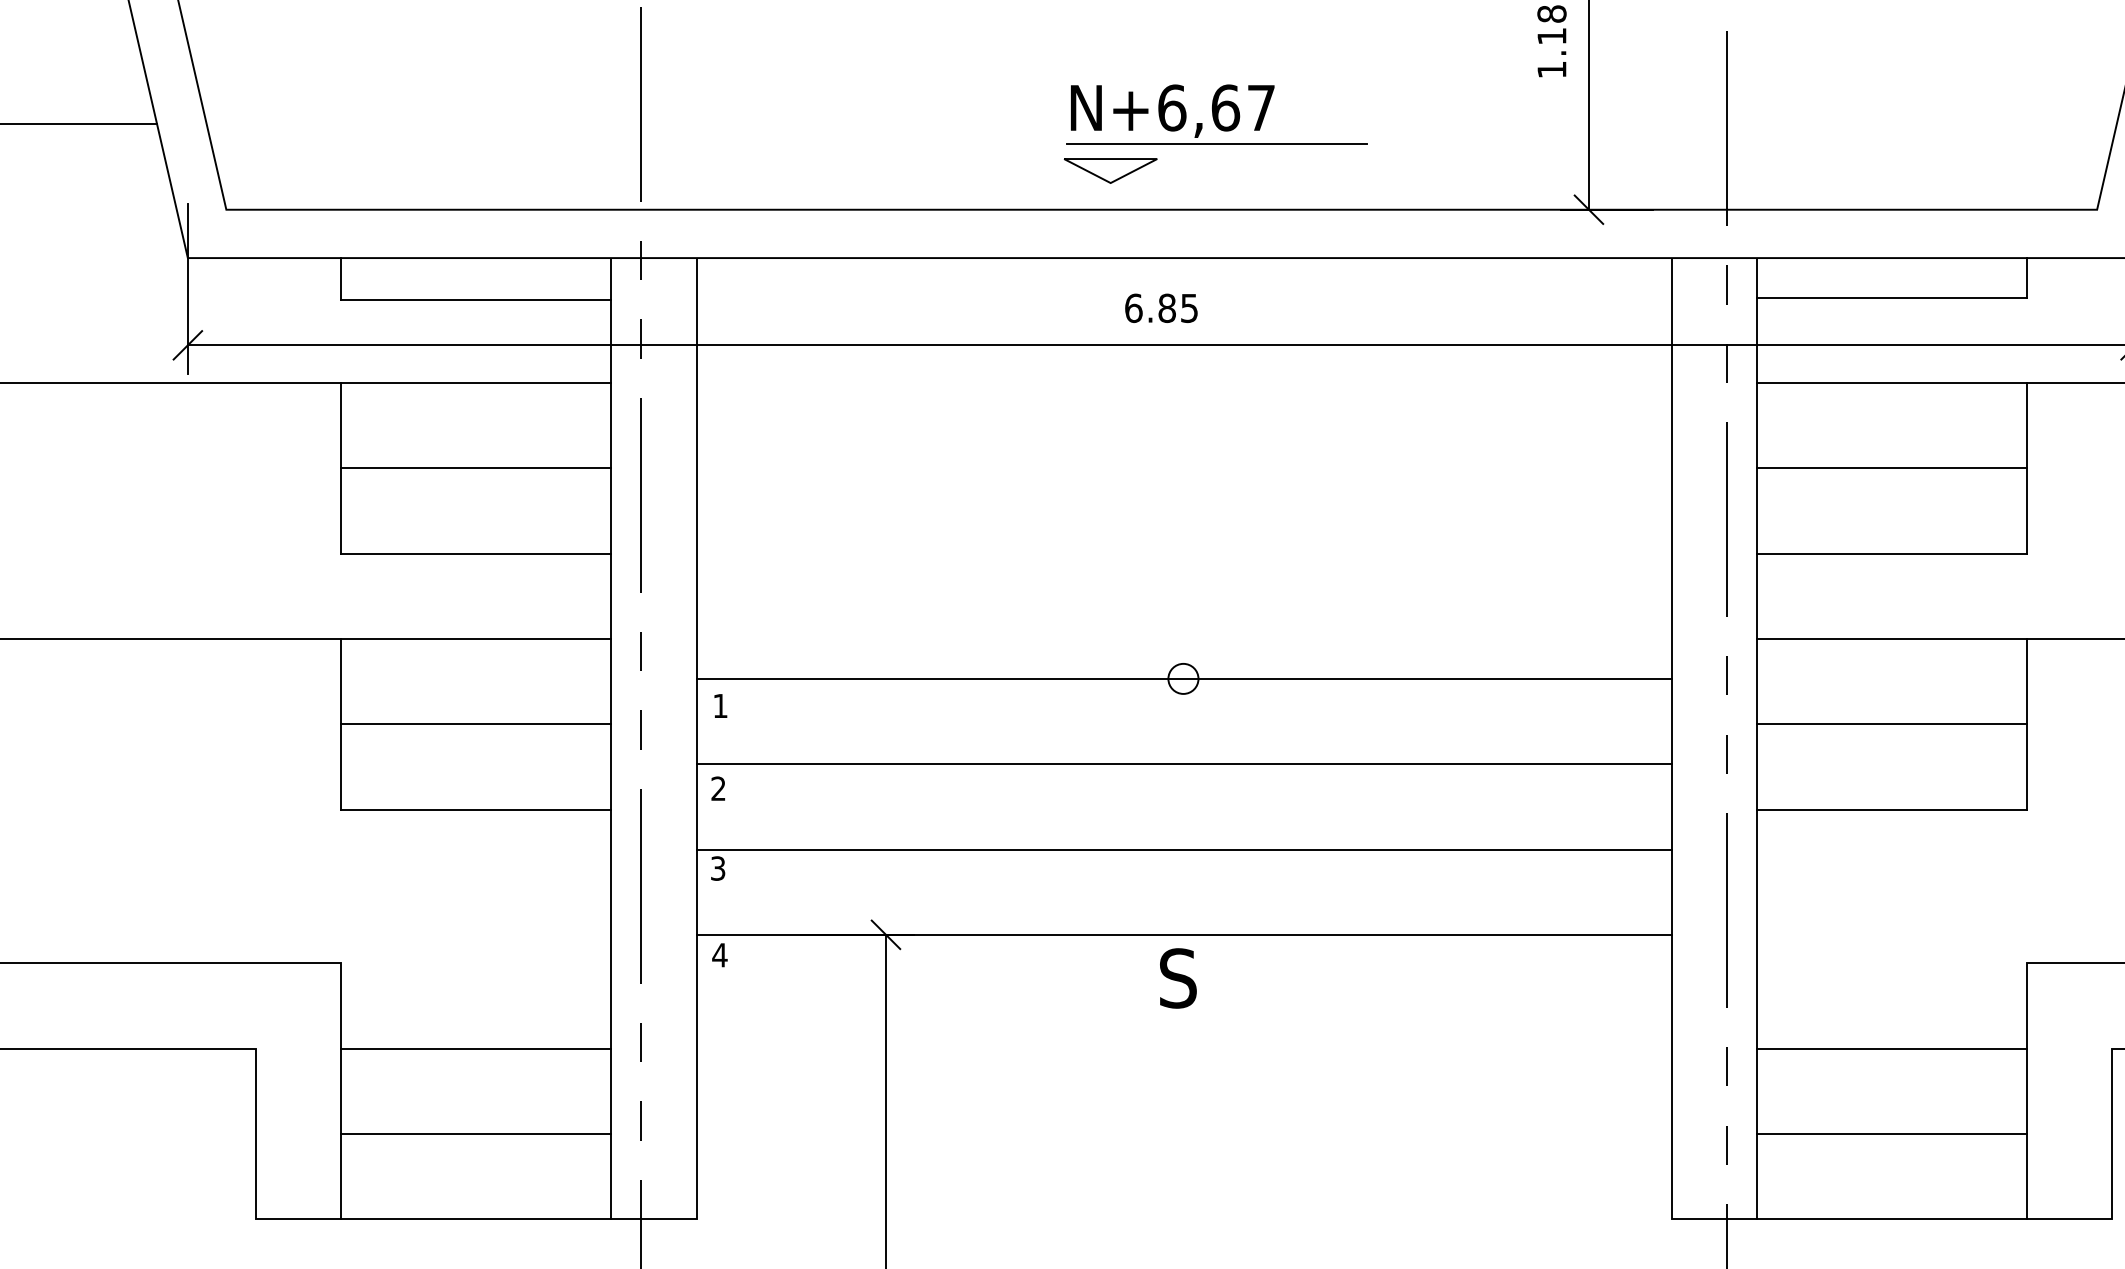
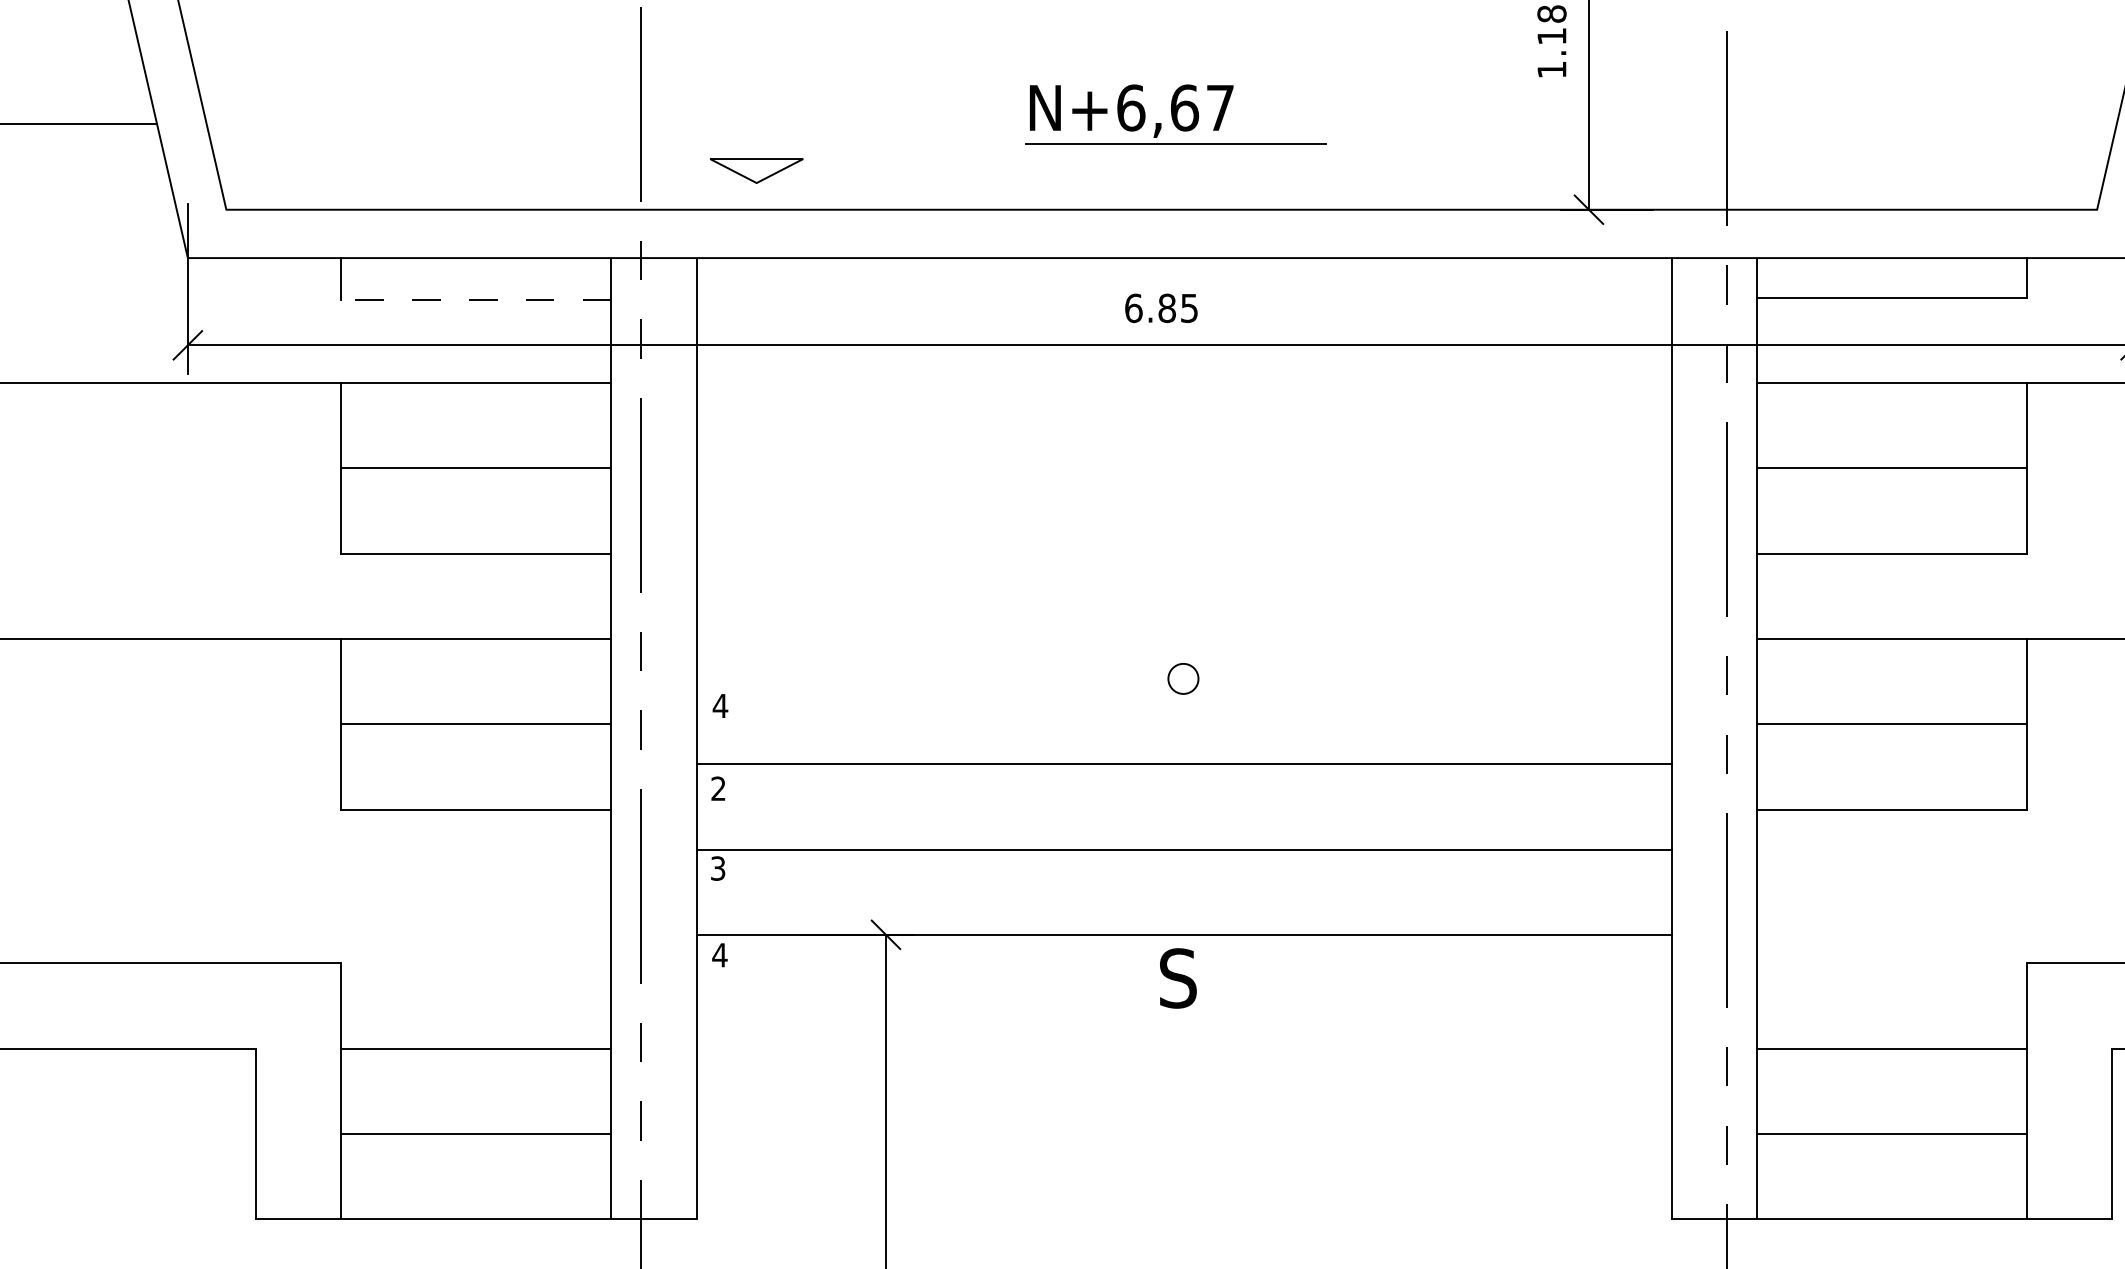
part position: (1216, 114) -> (1175, 114) (1175, 114)
part position: (1110, 170) -> (756, 170) (756, 170)
line: solid -> dashed (475, 300)
line: present -> none (1183, 678)
text: 1 -> 4 (720, 705)
